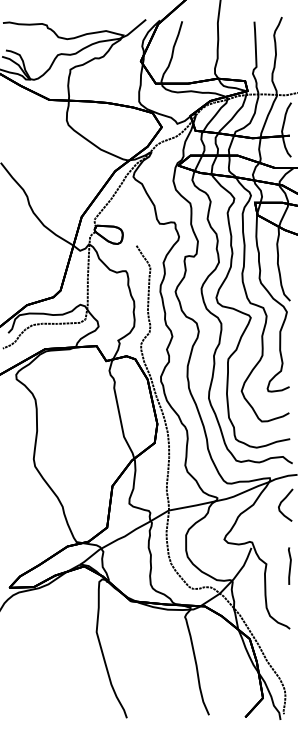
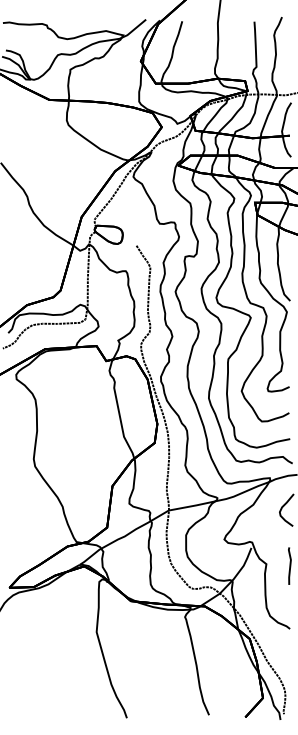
curve position: (283, 501) -> (284, 506) (284, 506)
